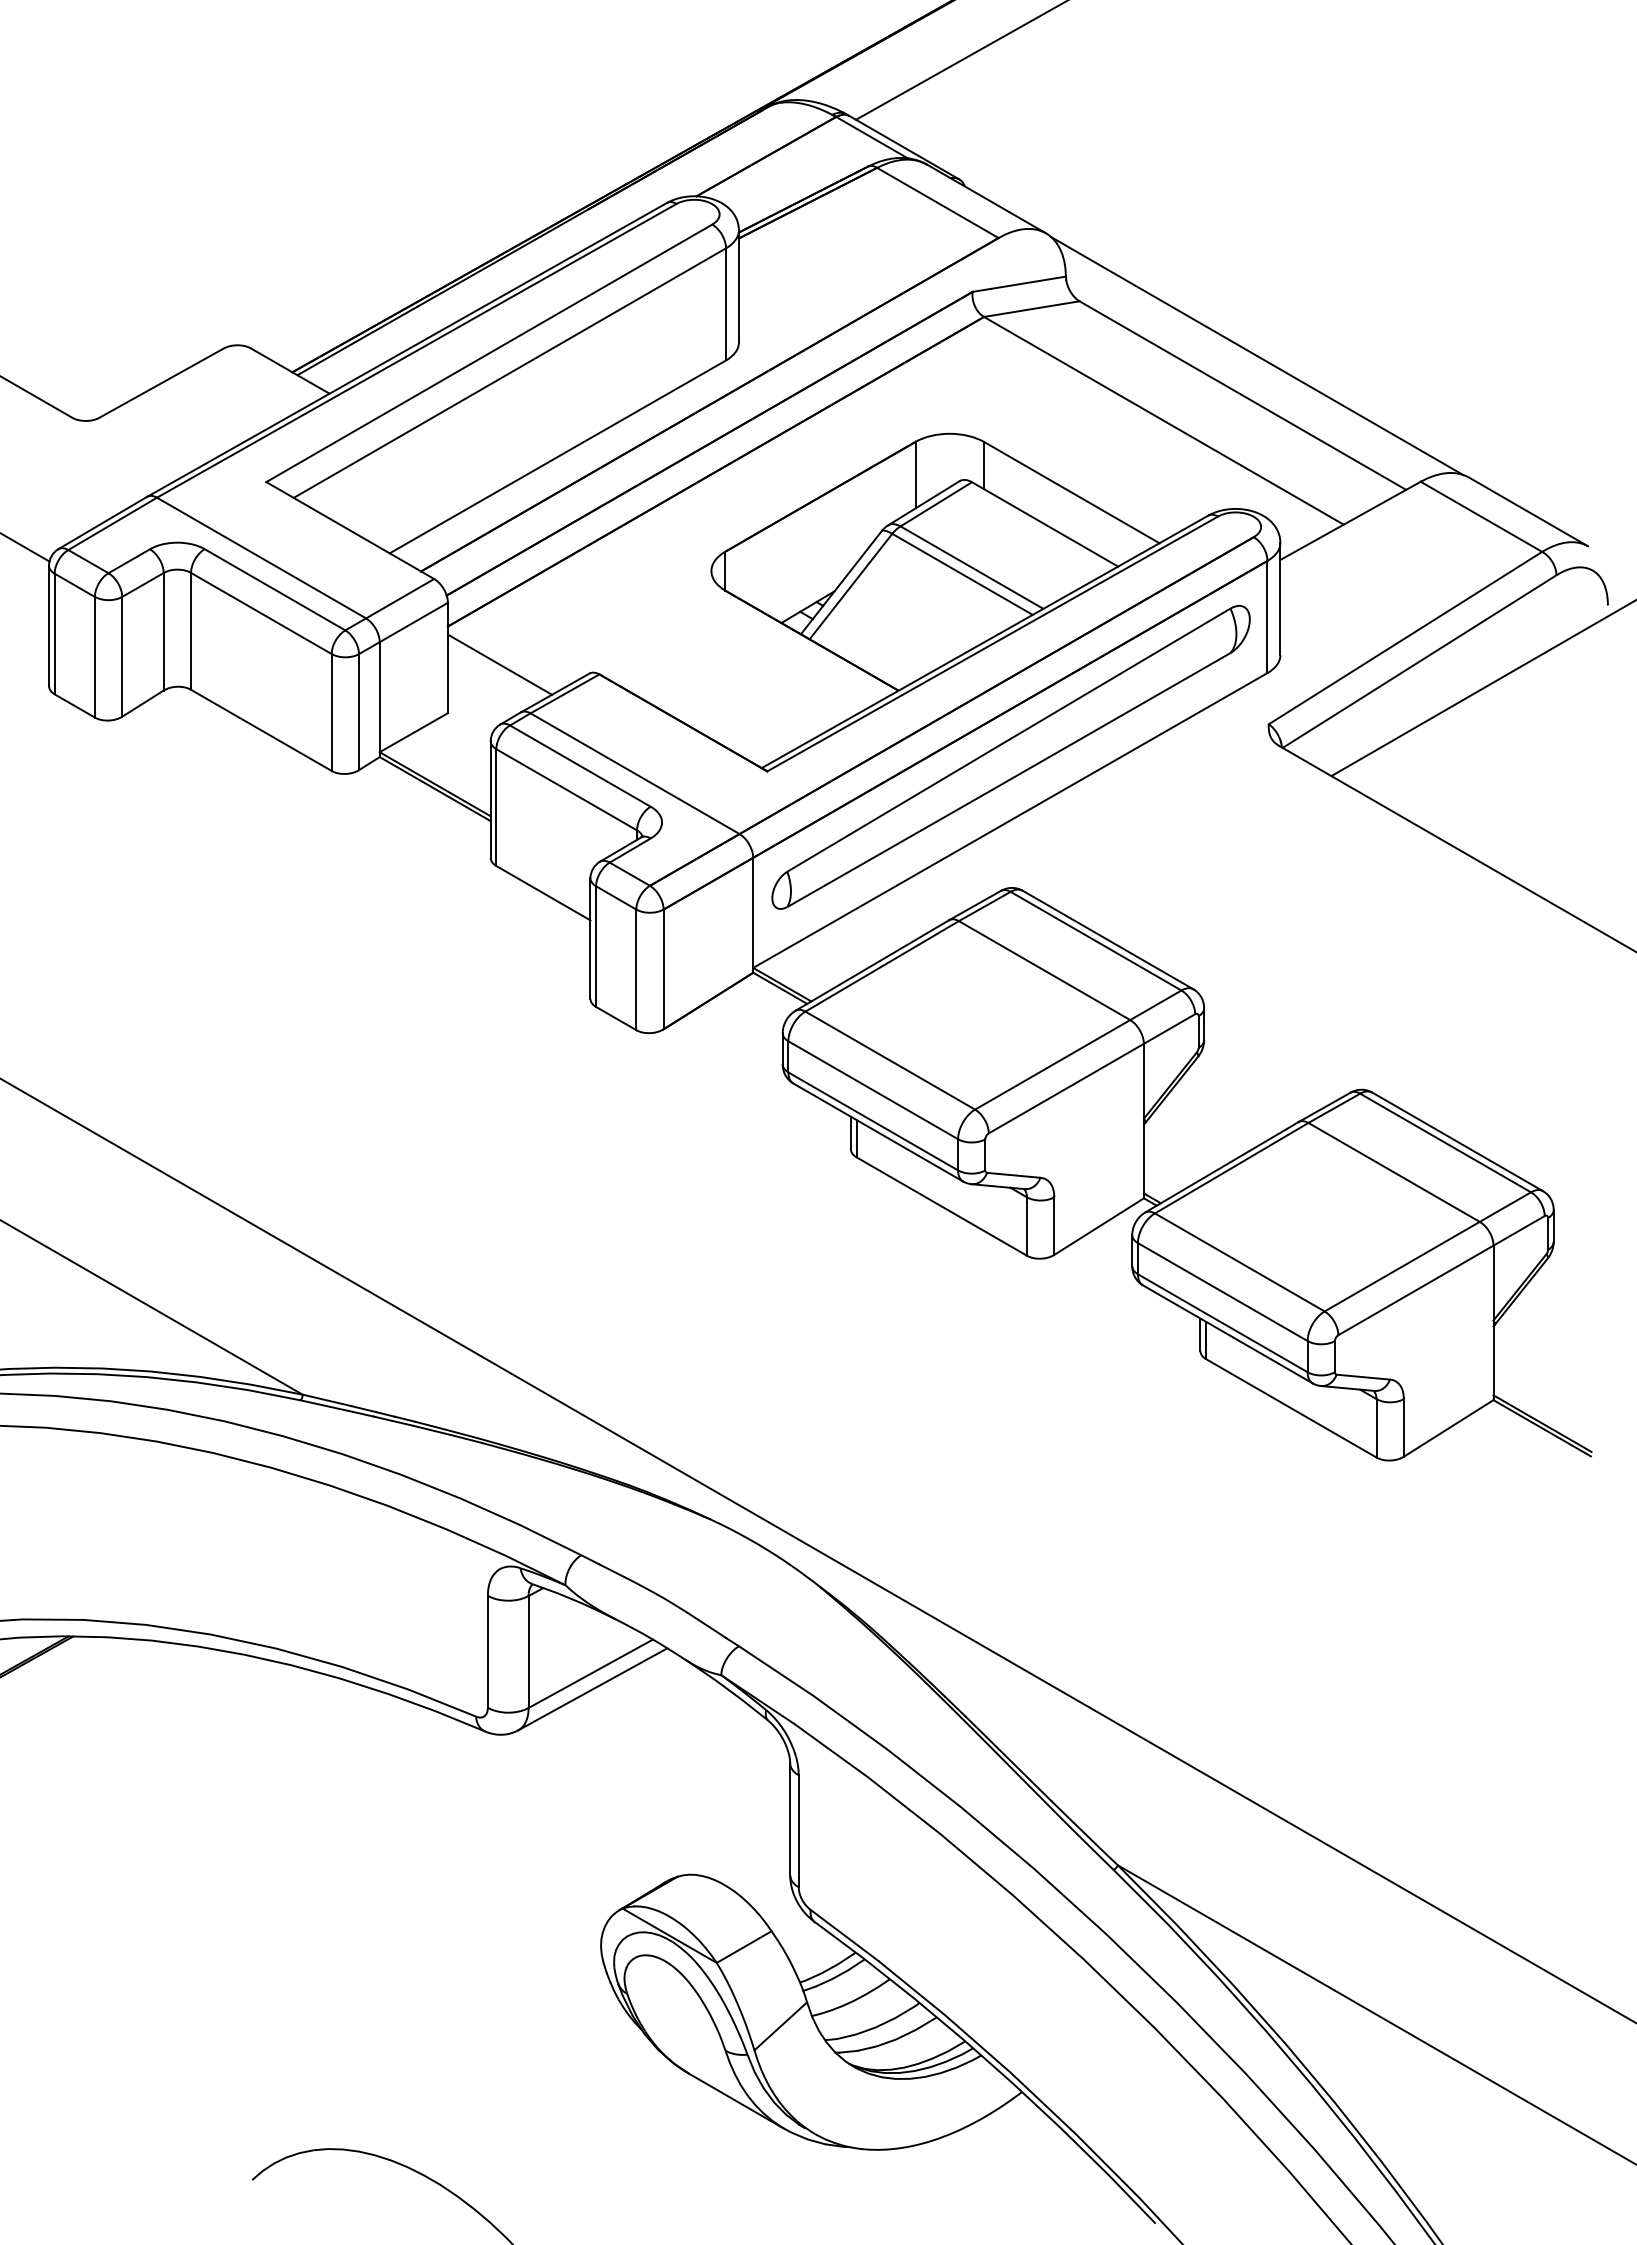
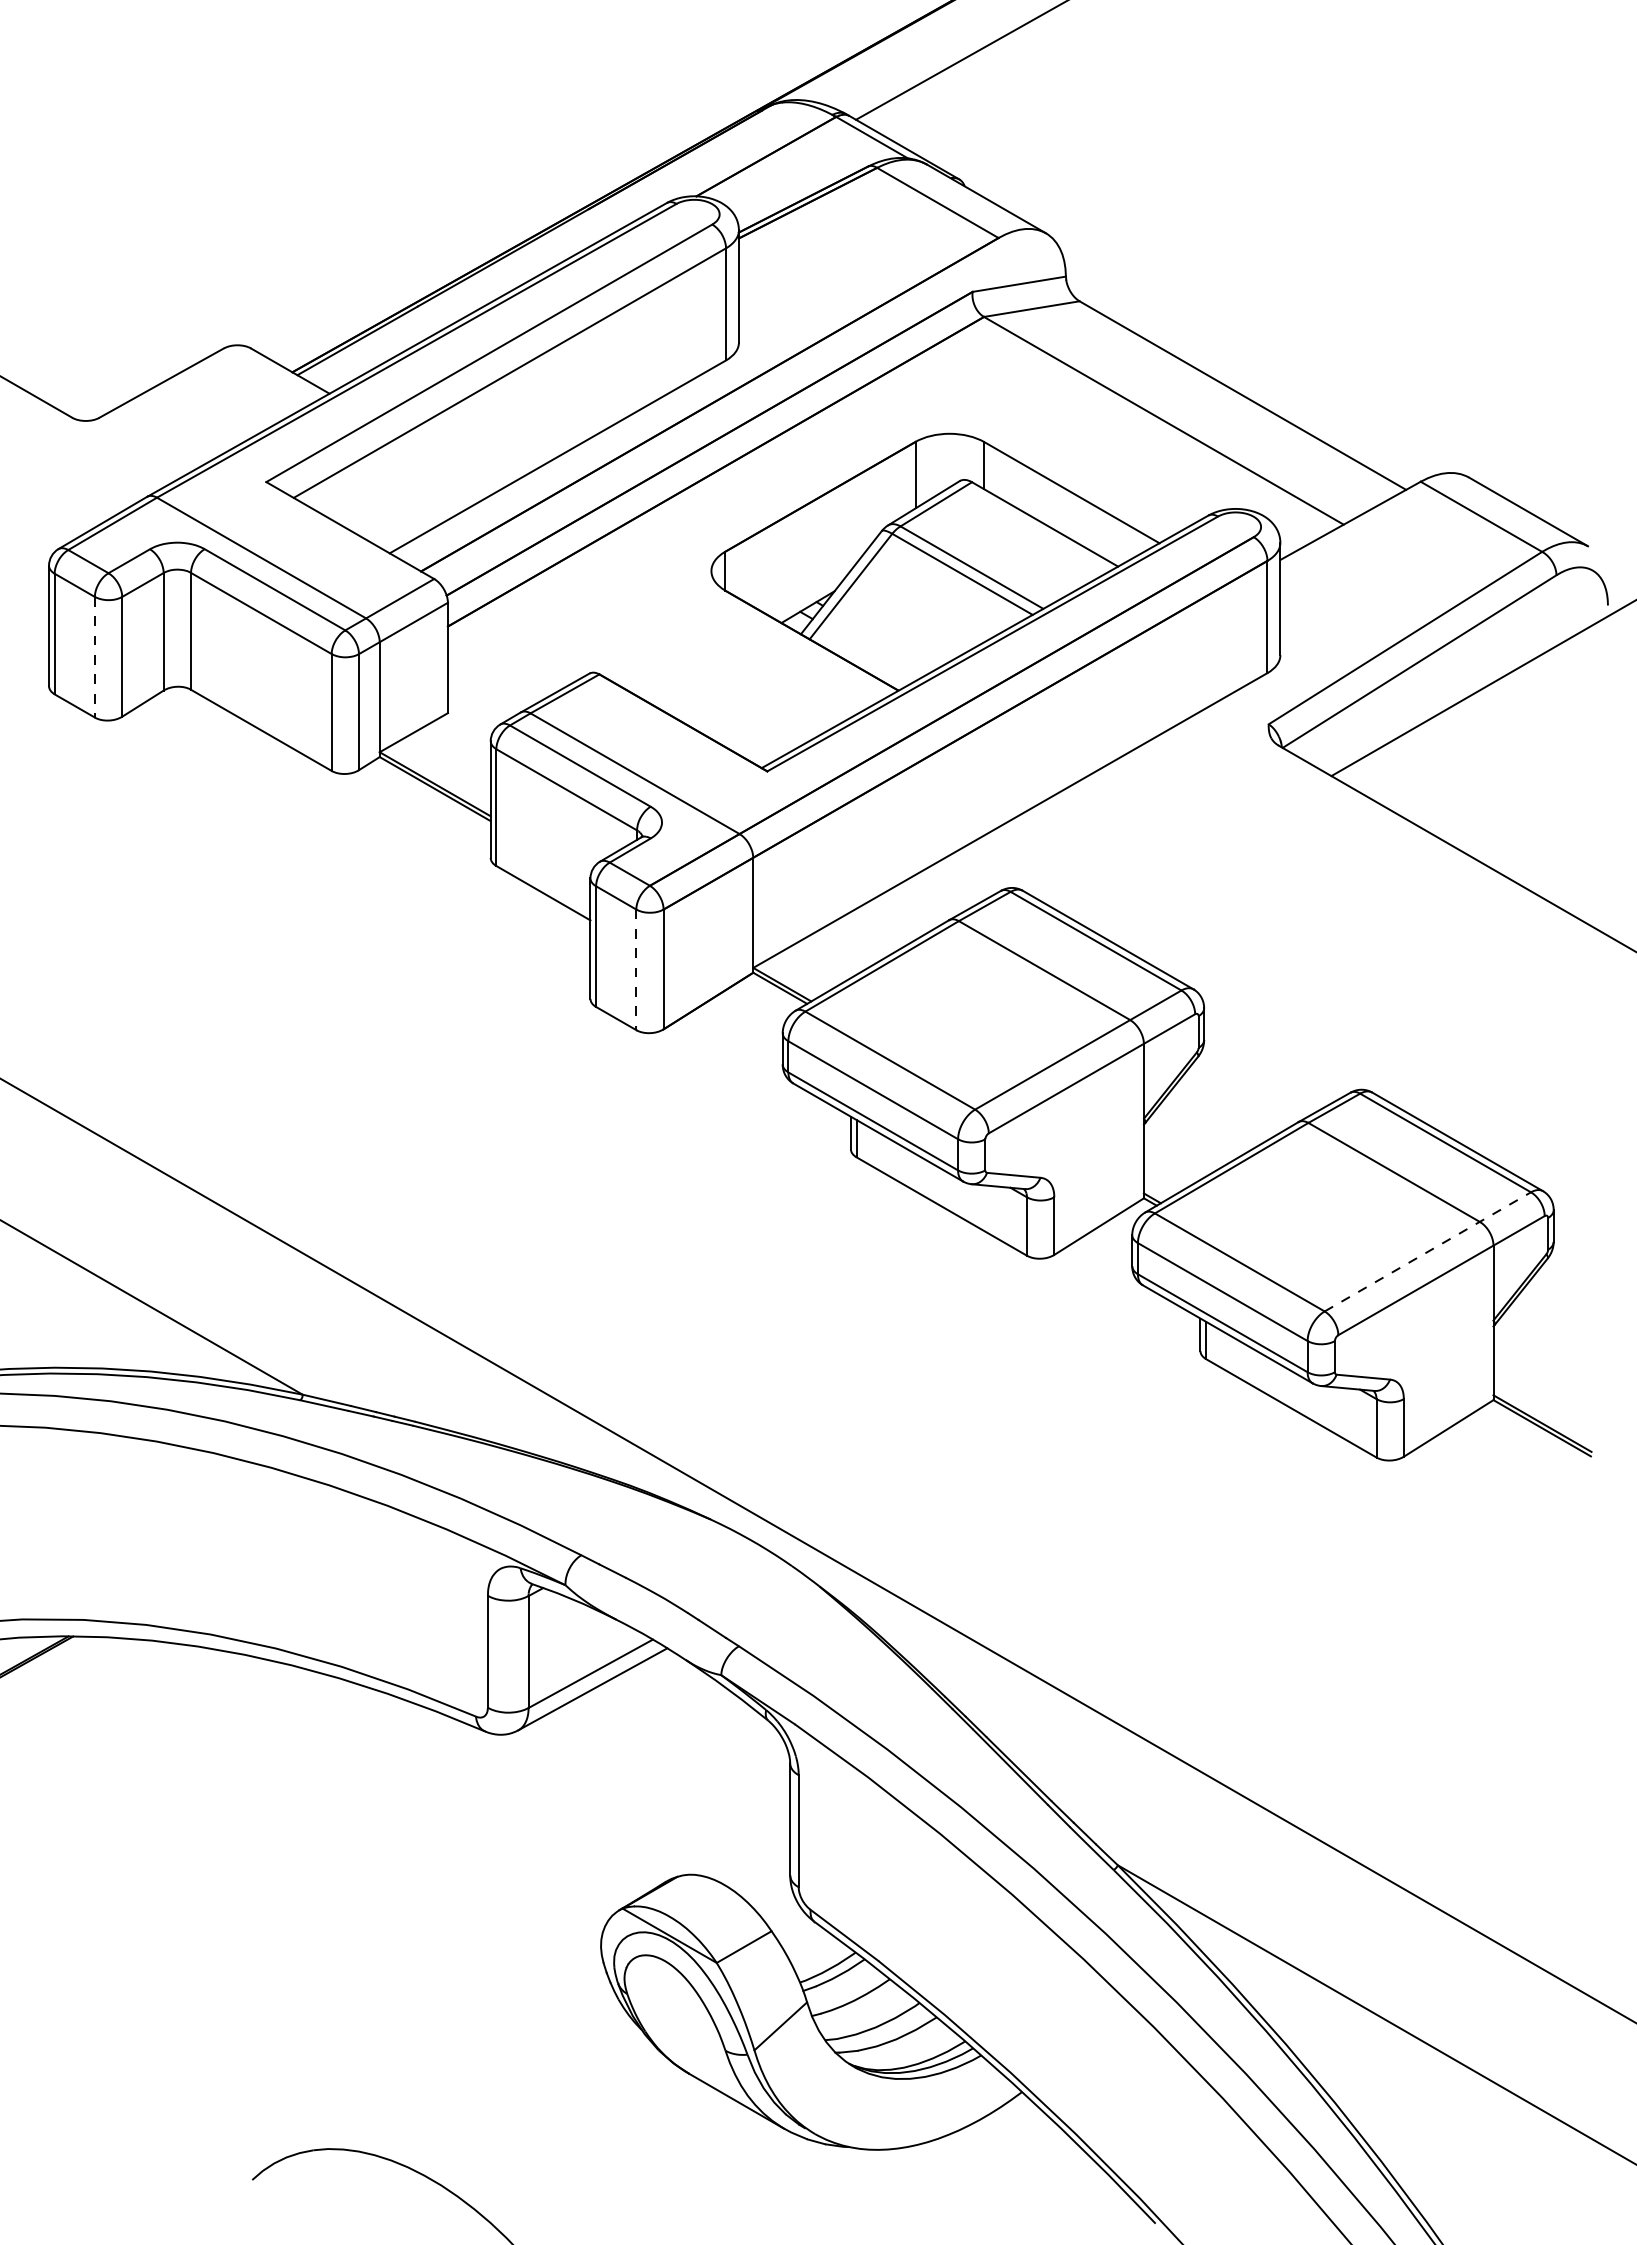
line: present -> none (1256, 355)
line: present -> none (25, 547)
line: solid -> dashed (94, 657)
line: present -> none (499, 664)
part: present -> none (1010, 756)
line: solid -> dashed (636, 970)
line: solid -> dashed (1428, 1251)
